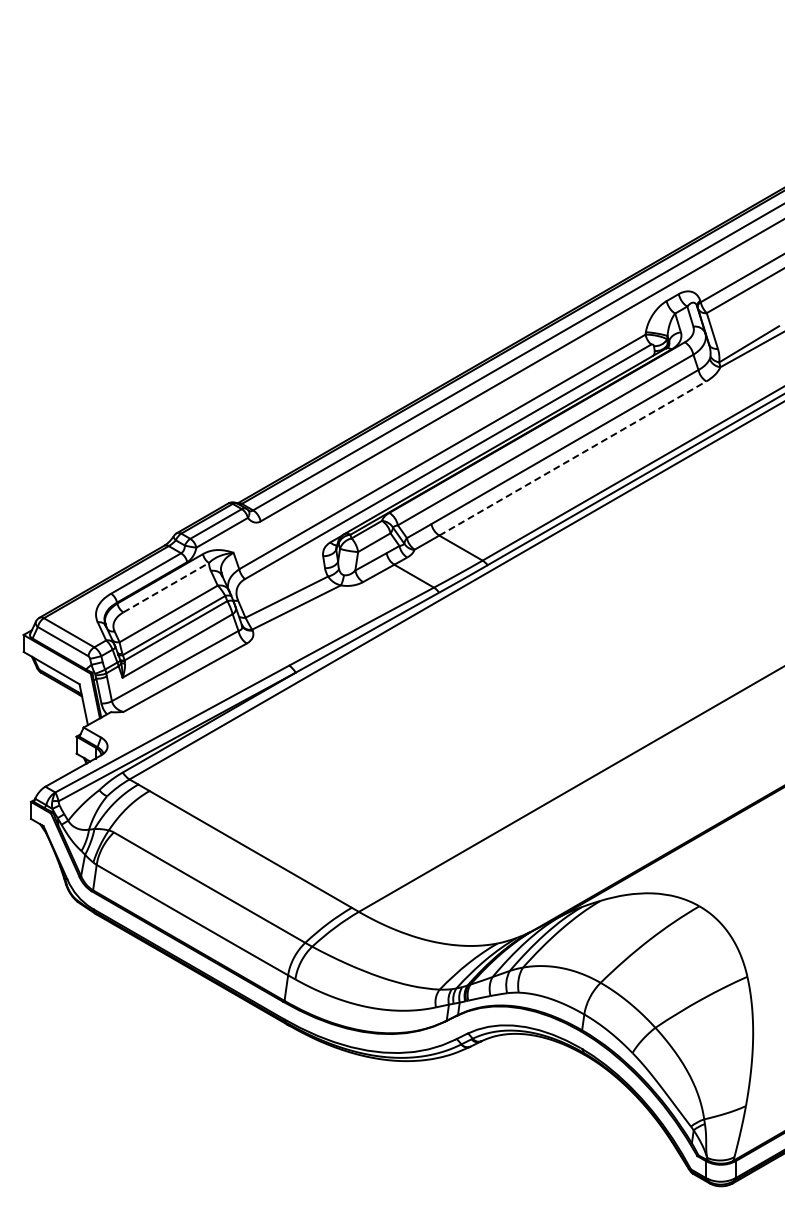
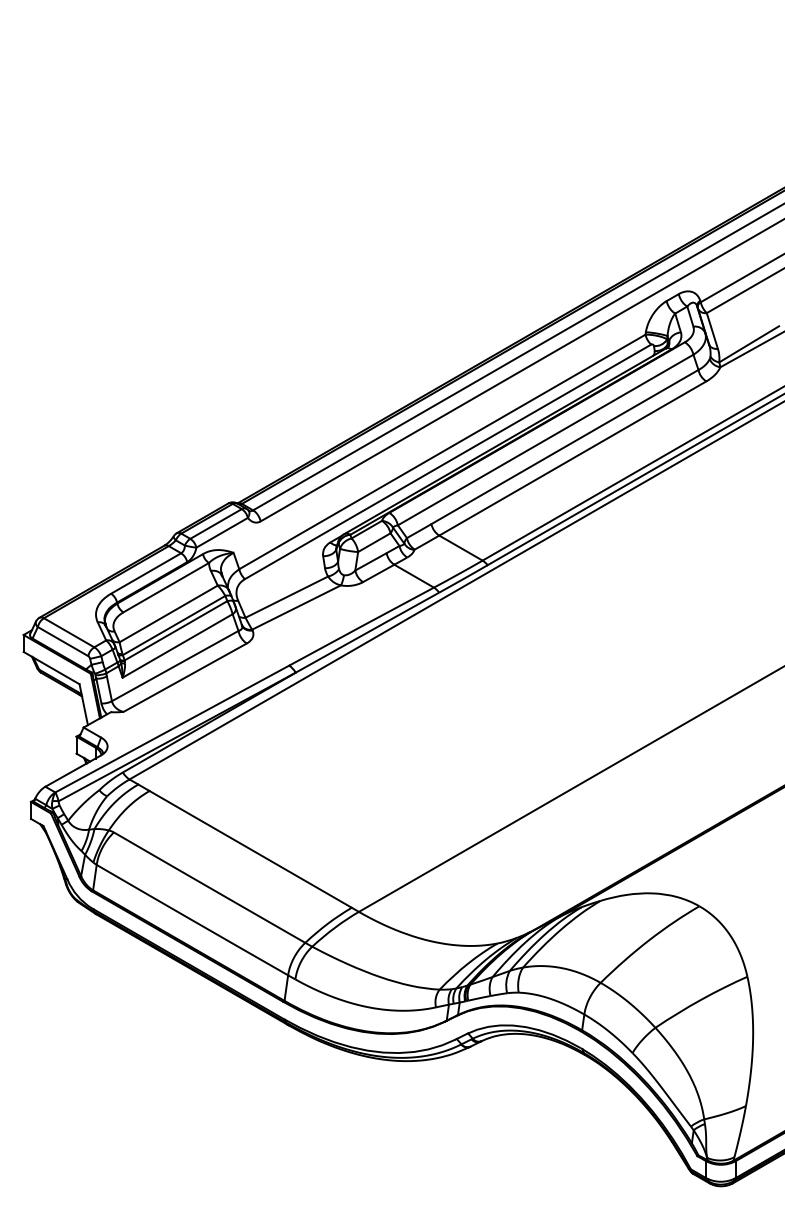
line: dashed -> solid (573, 458)
line: dashed -> solid (166, 587)
